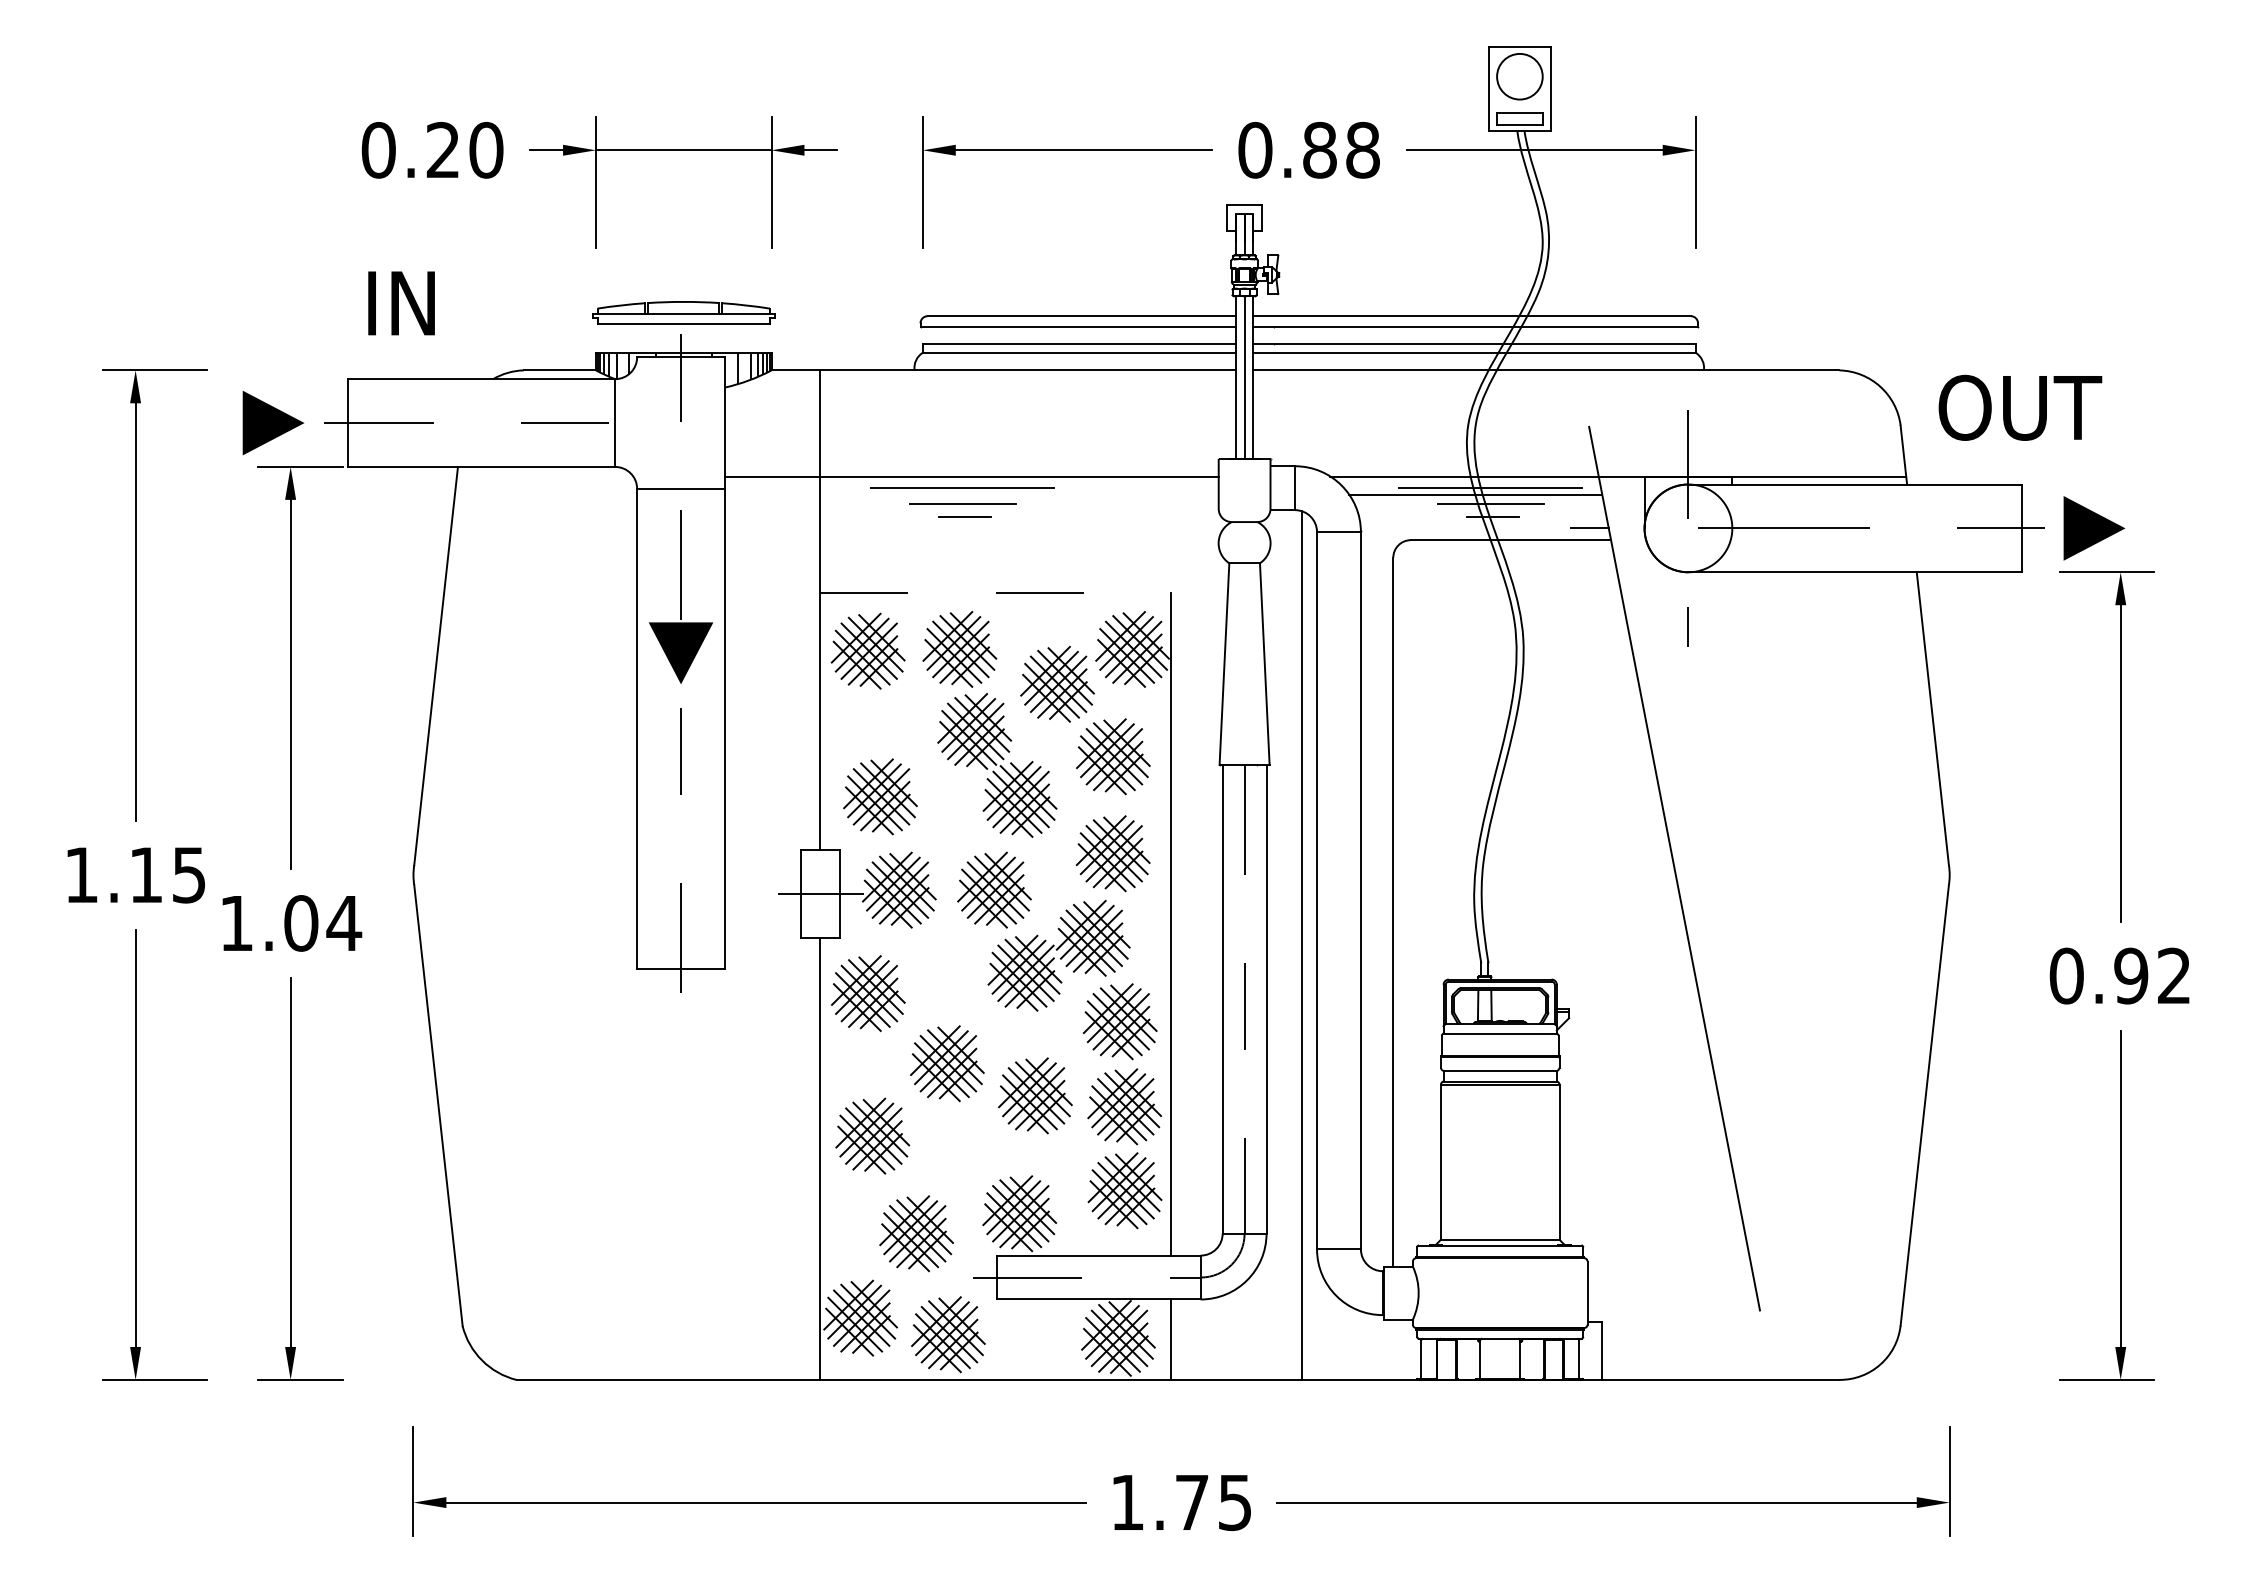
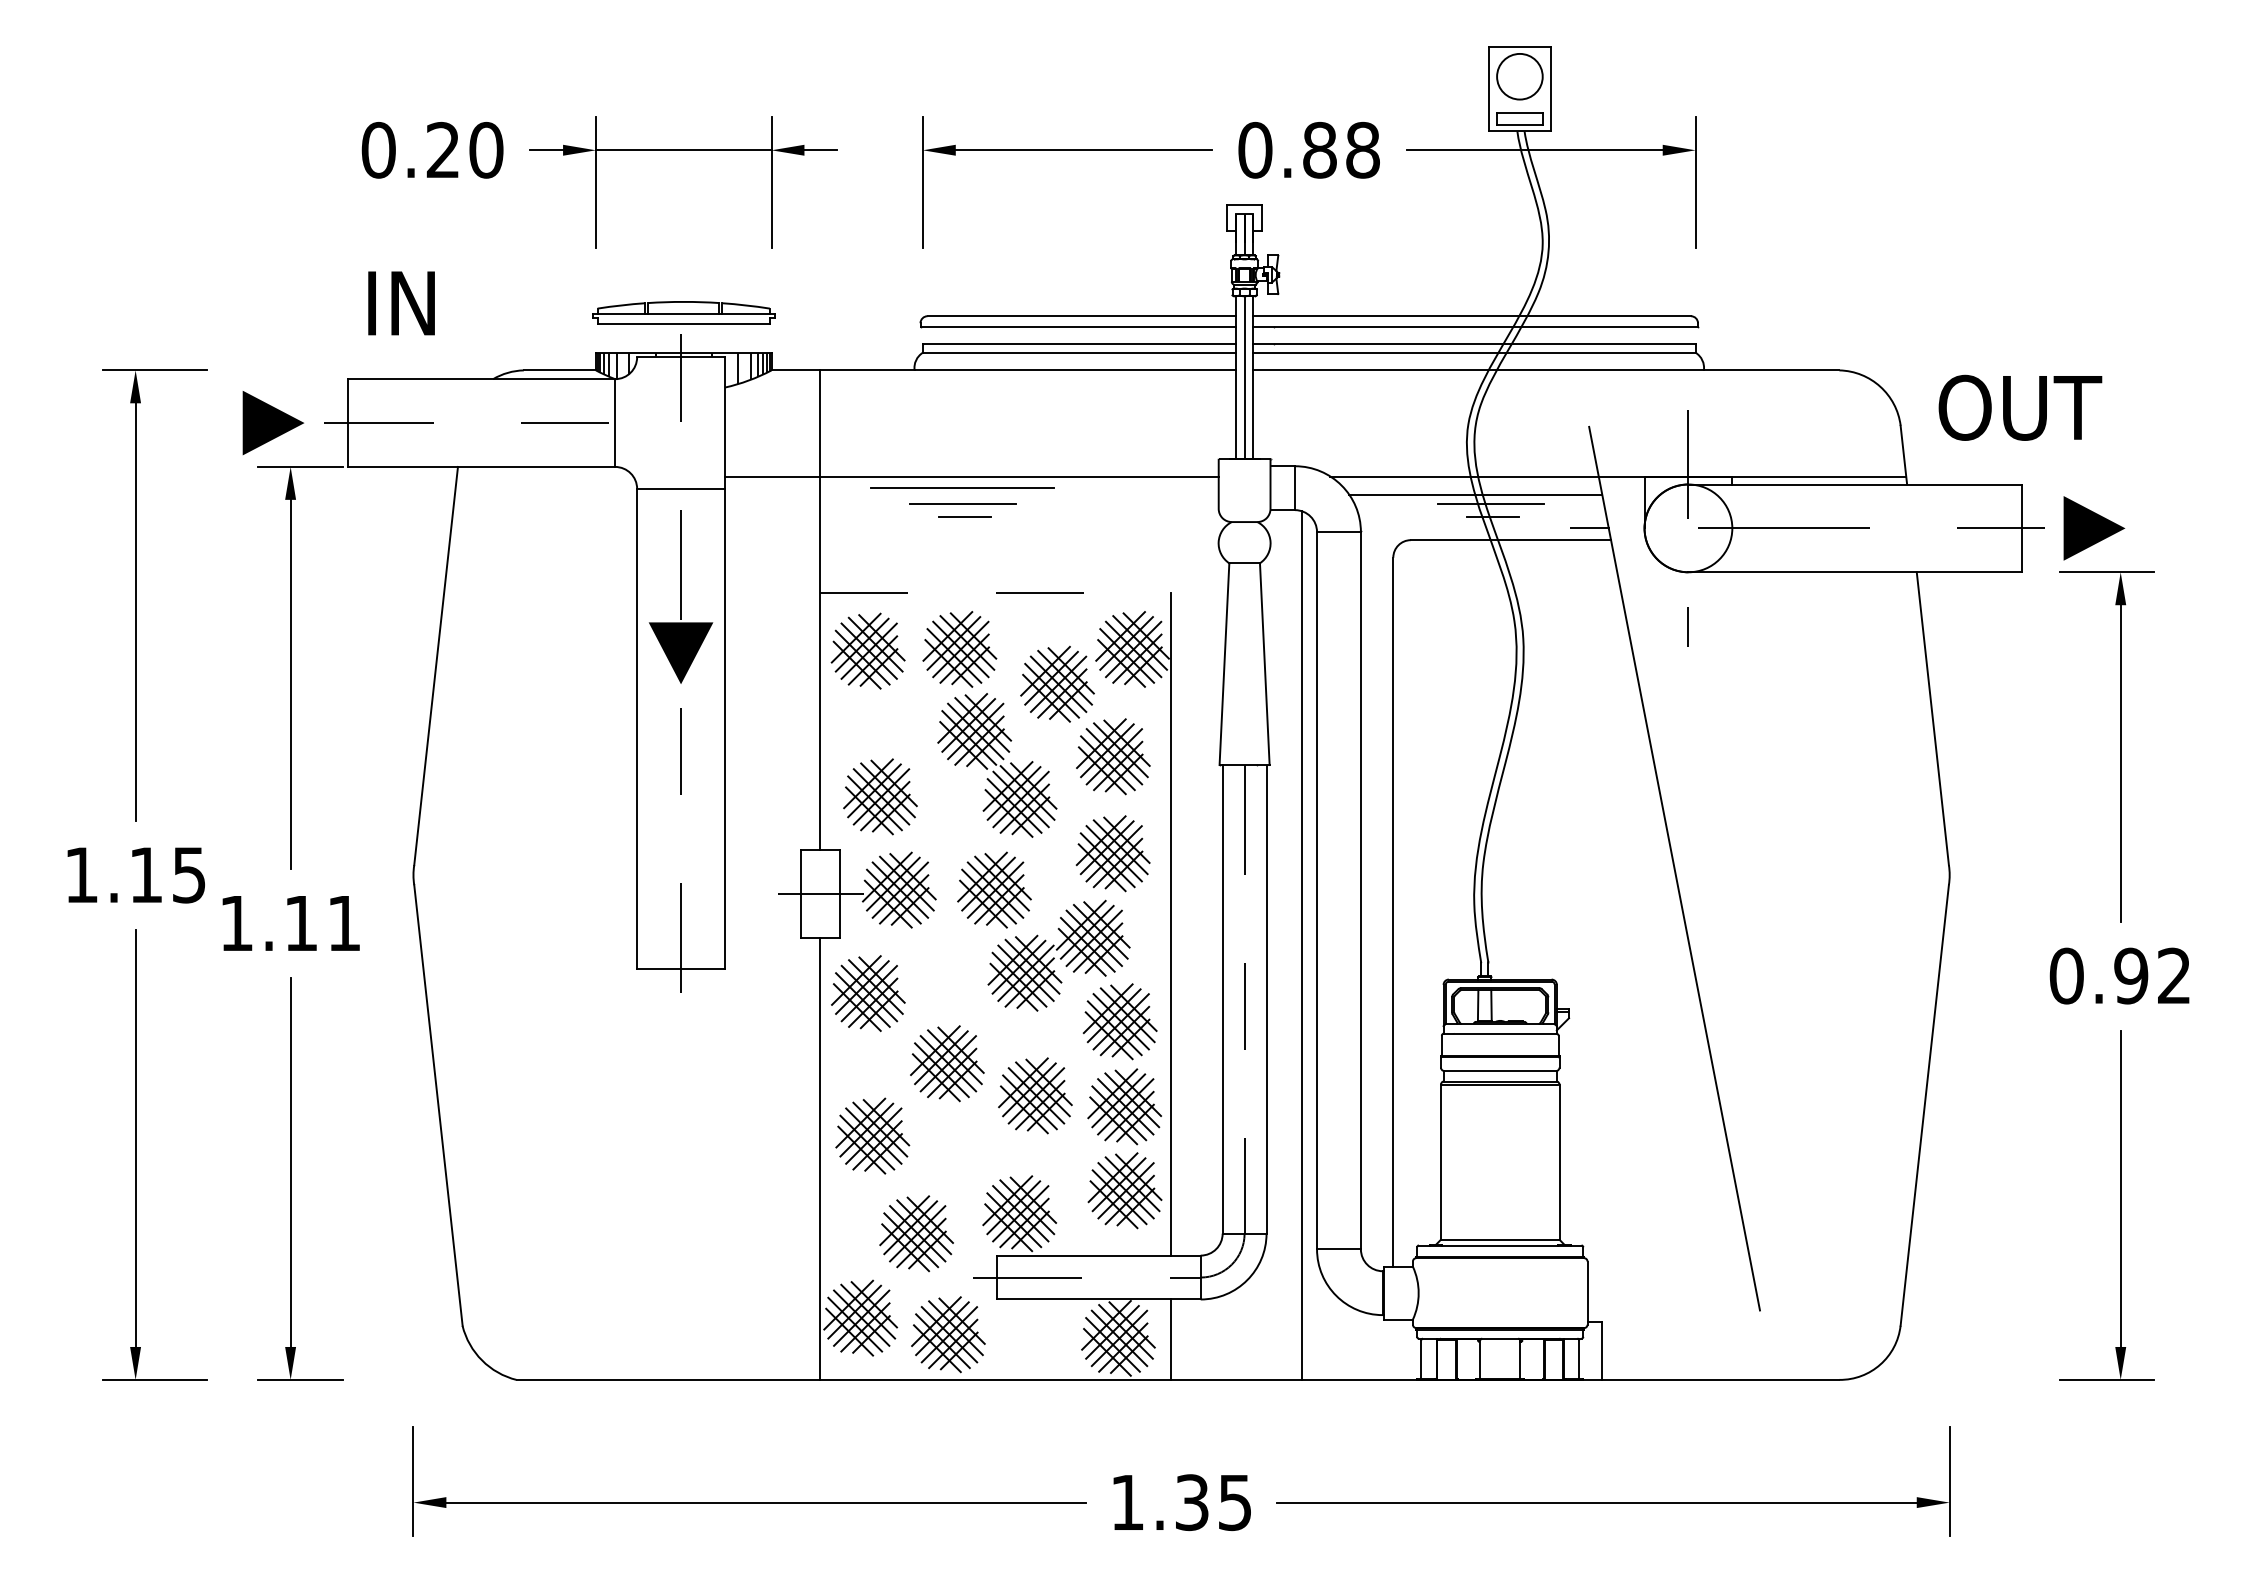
line: present -> none (1490, 488)
text: 1.04 -> 1.11 (323, 923)
text: 1.75 -> 1.35 (1192, 1502)
